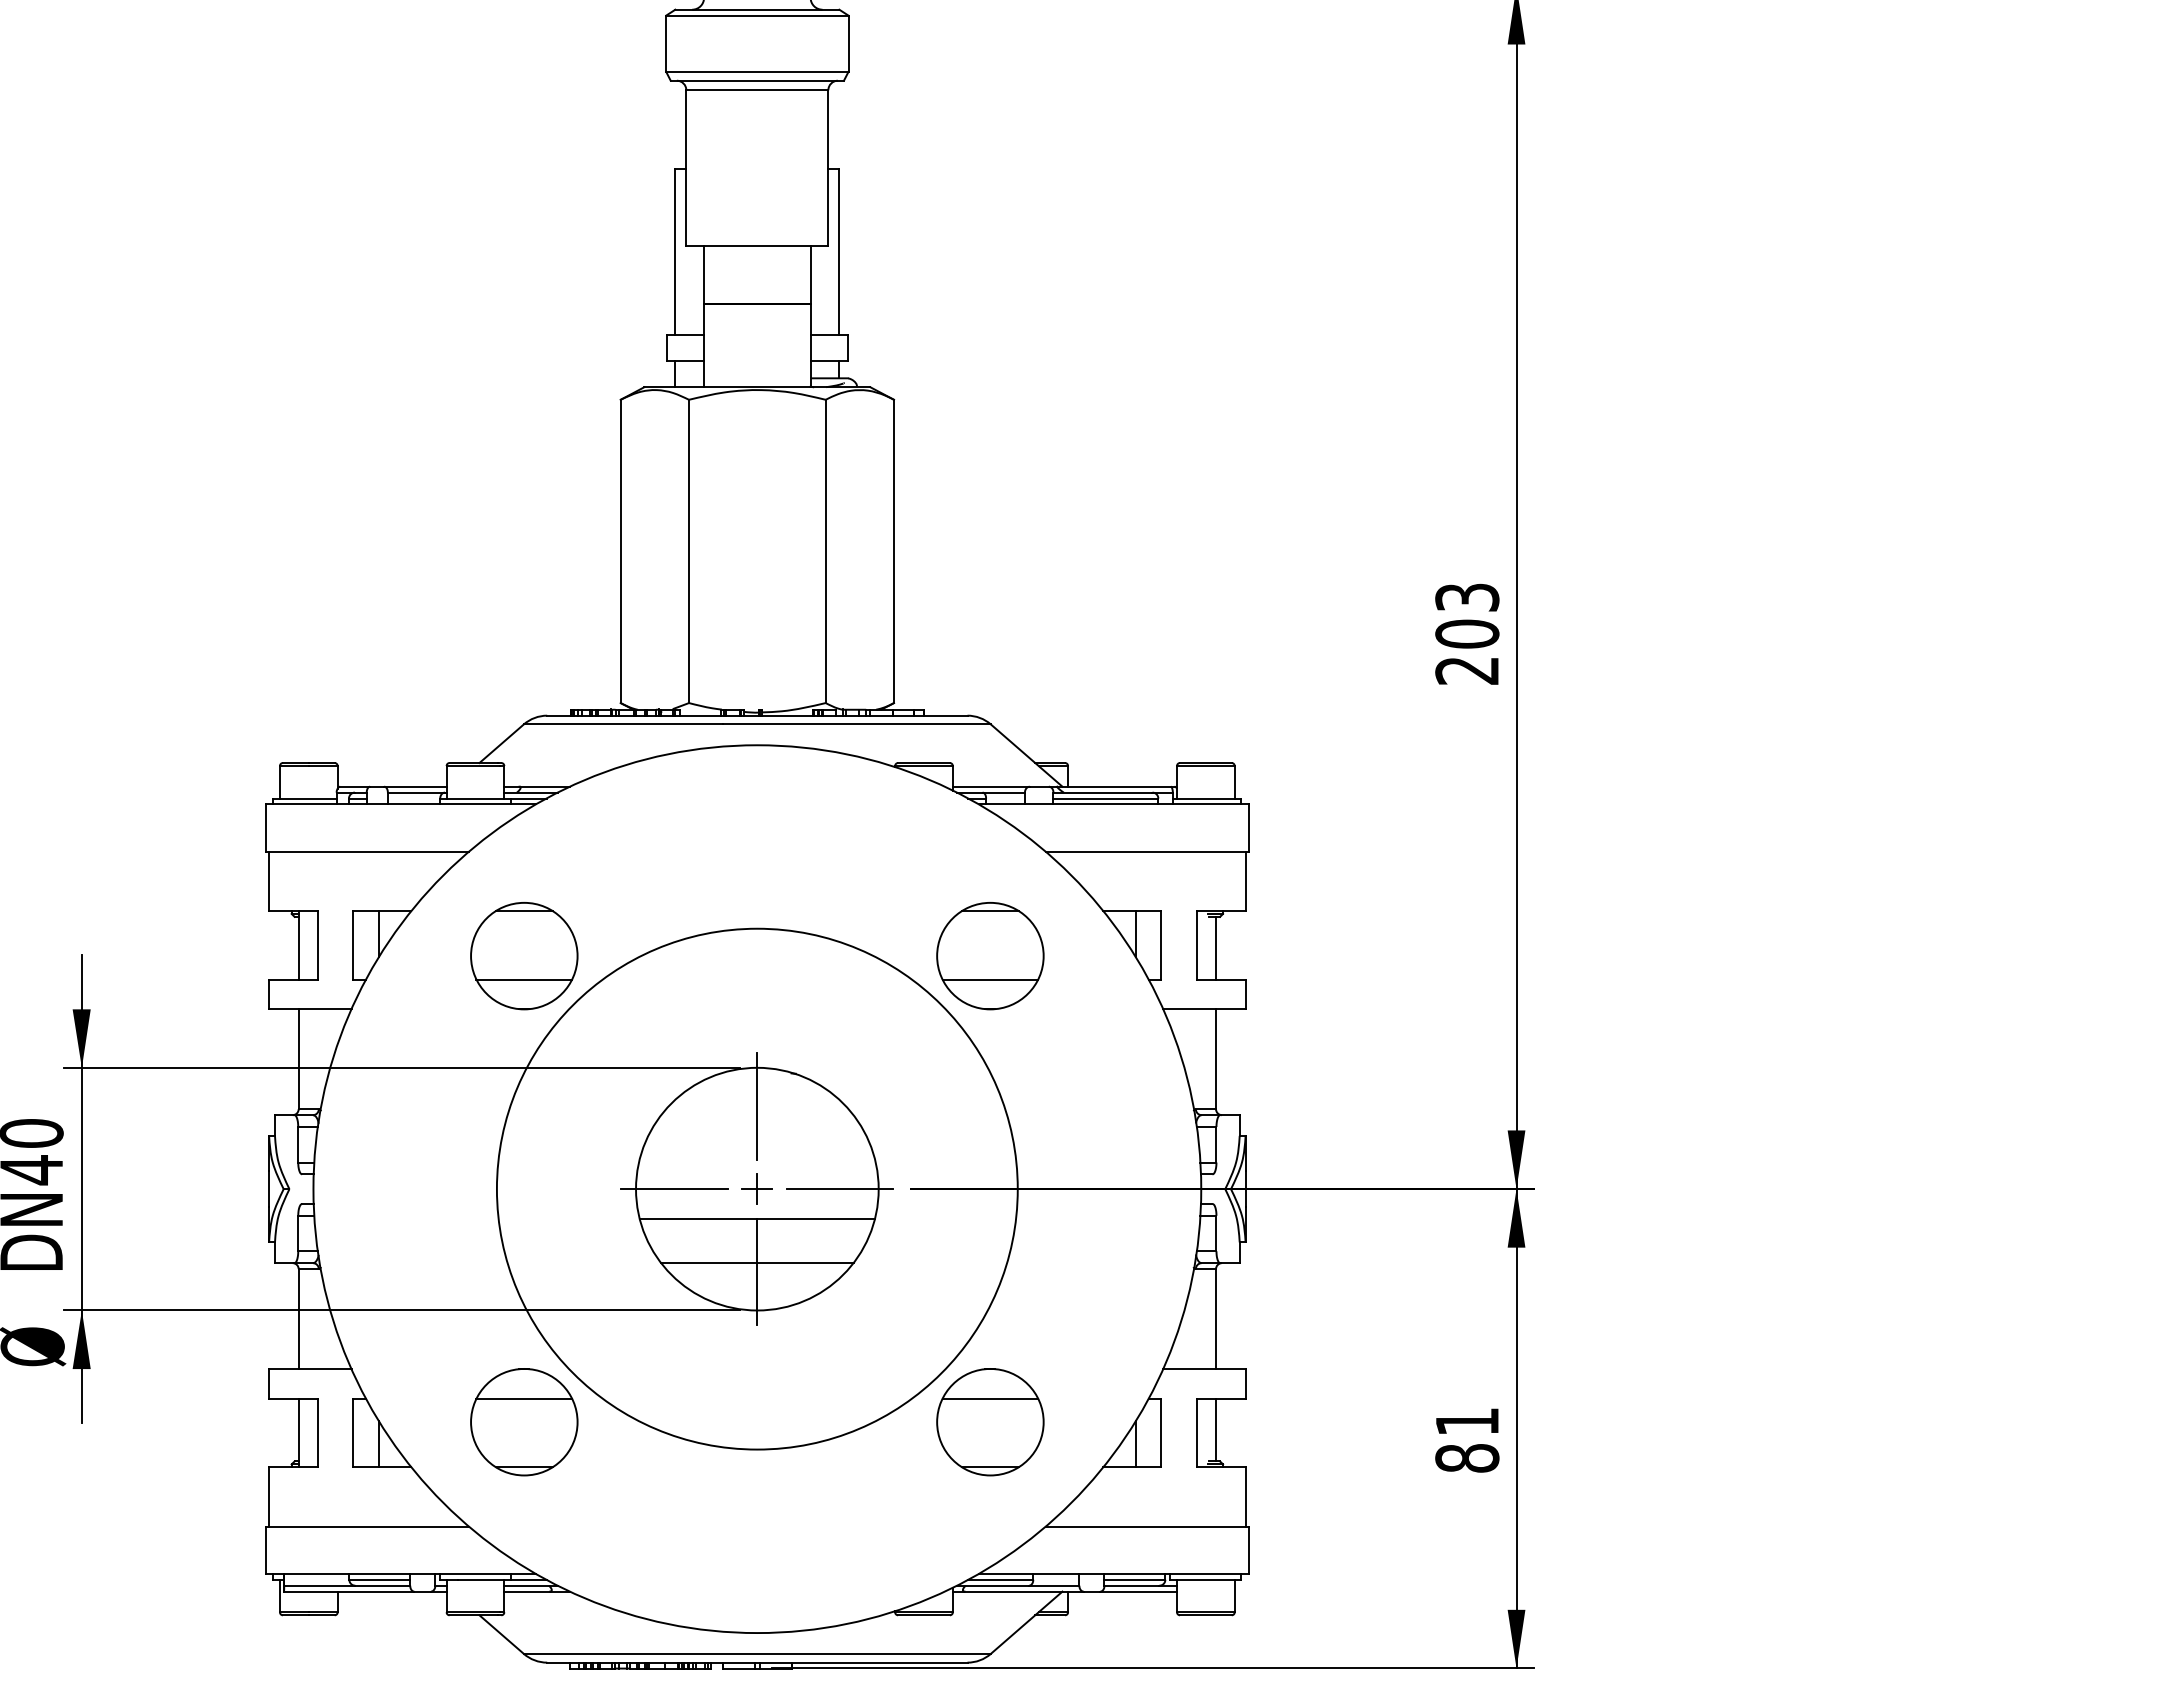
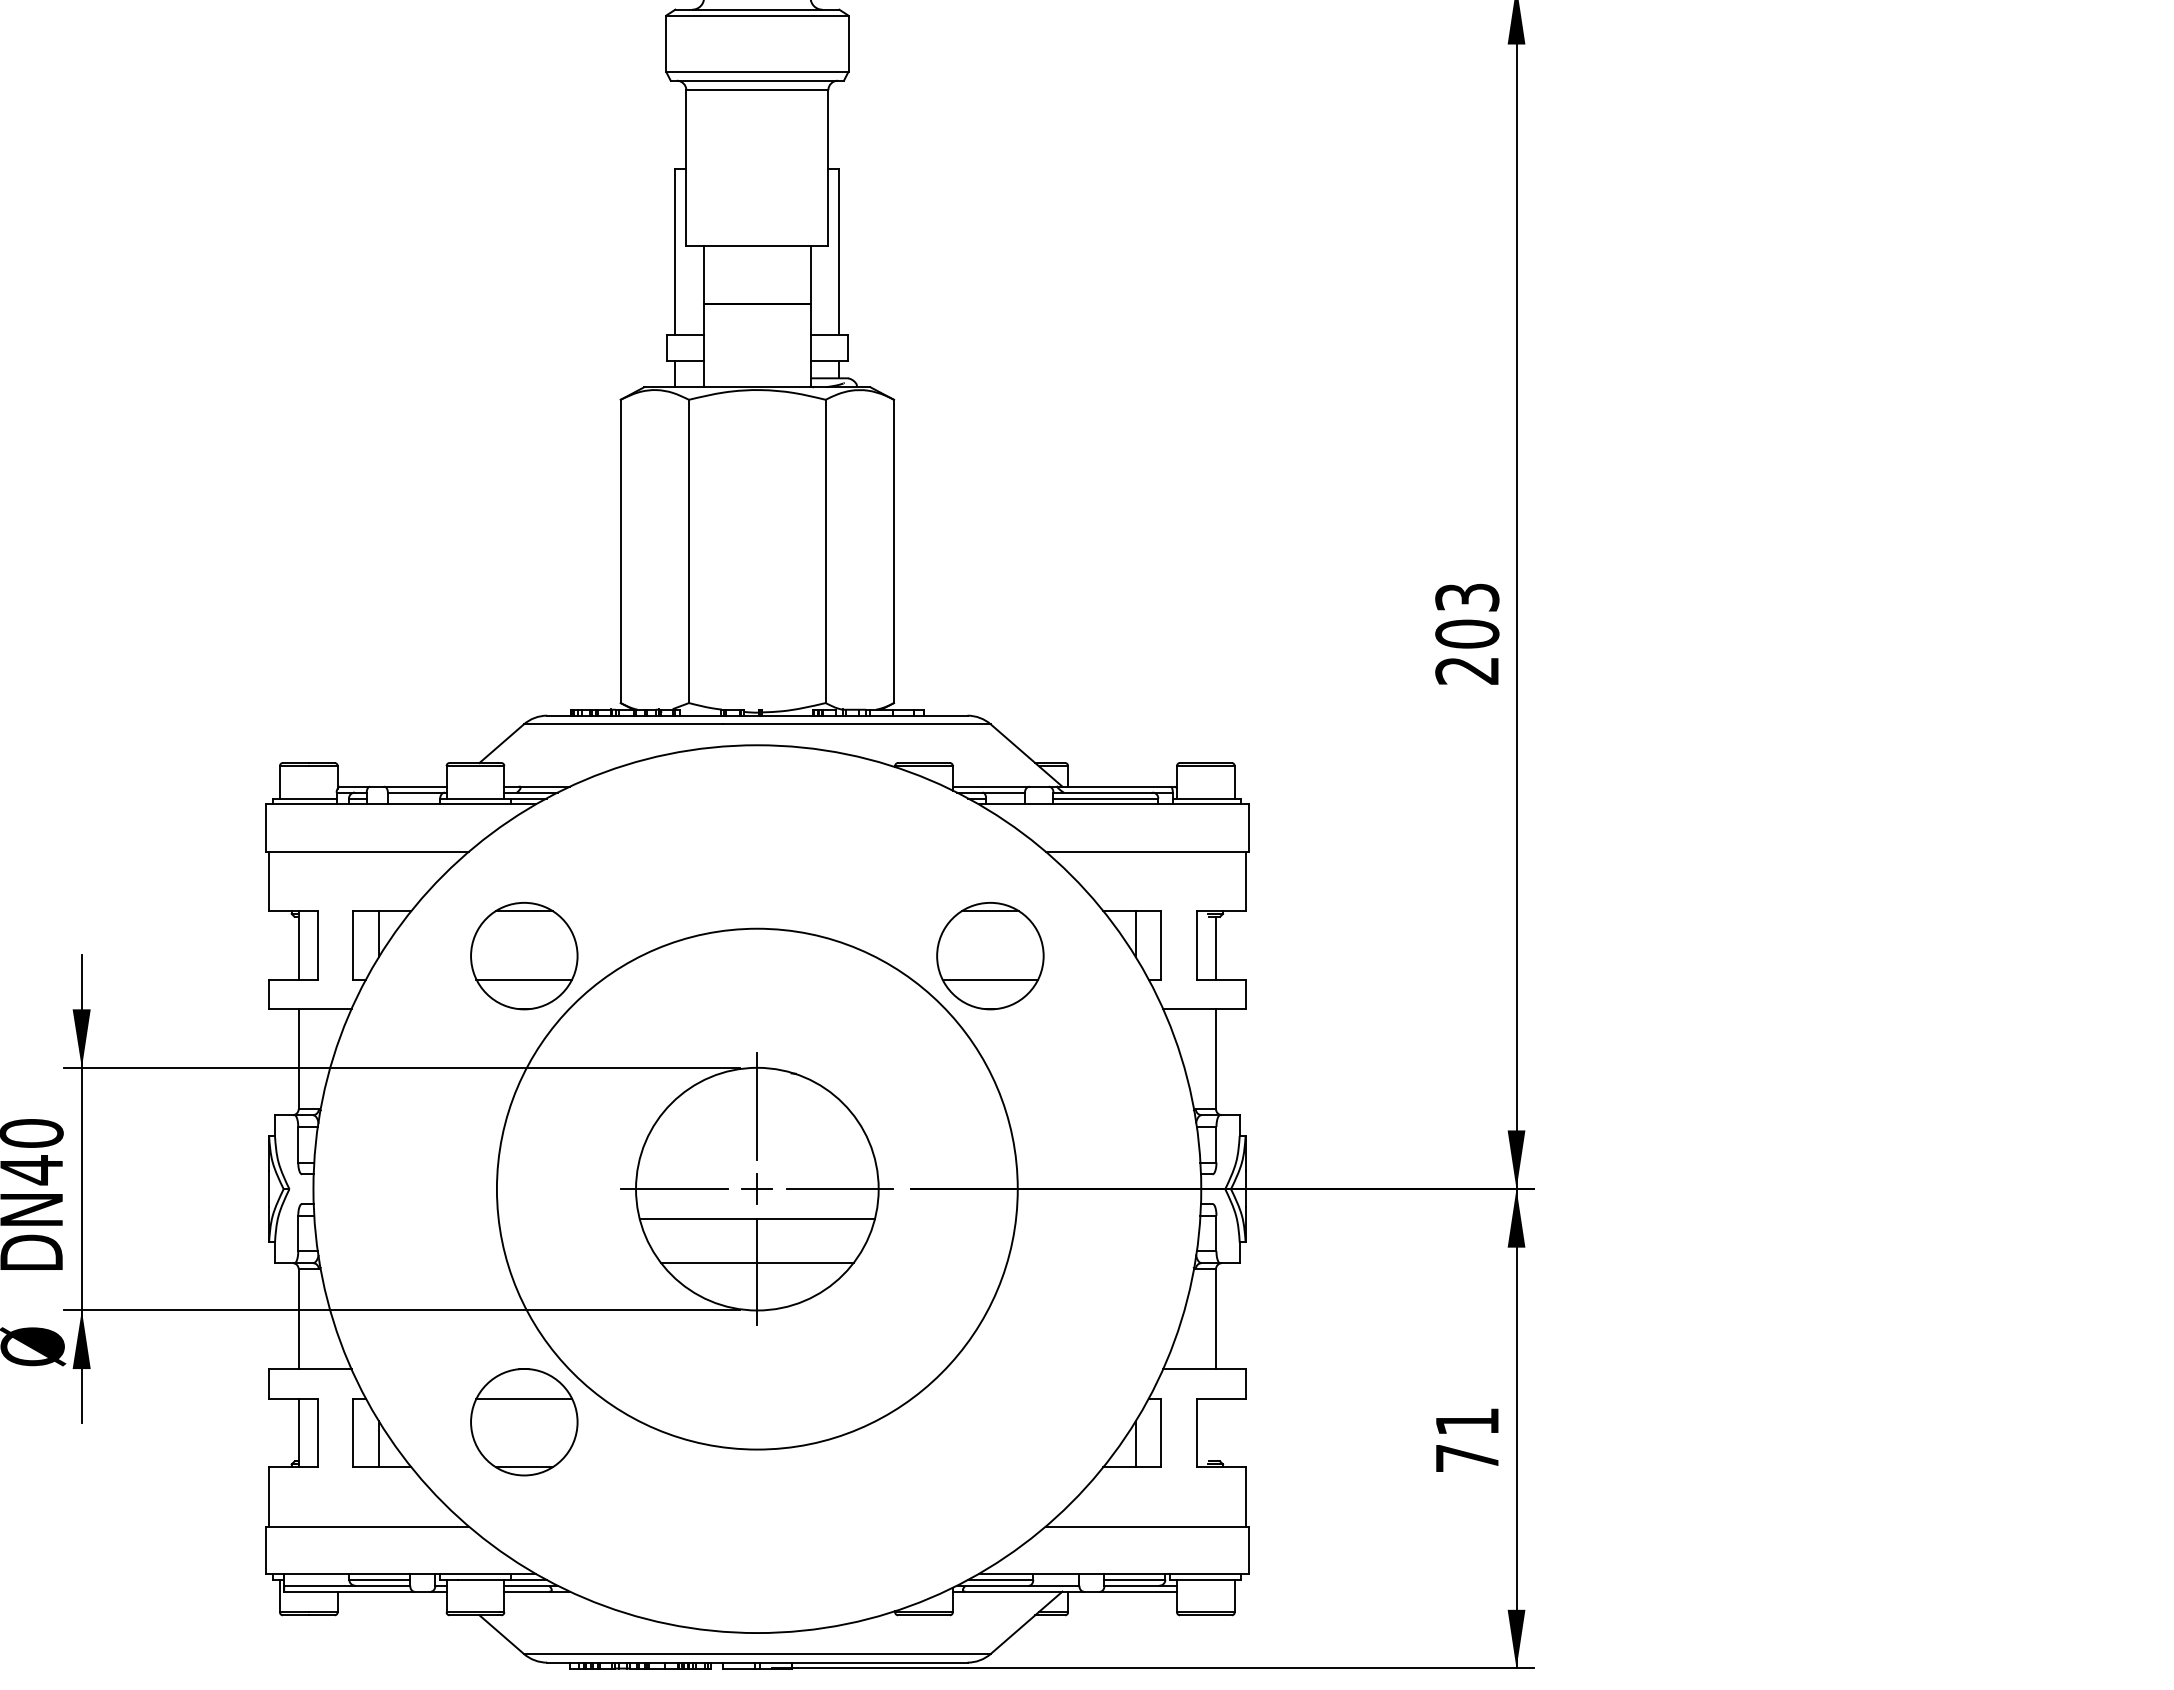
part: present -> none (990, 1422)
line: present -> none (1216, 1429)
text: 81 -> 71 (1467, 1458)
